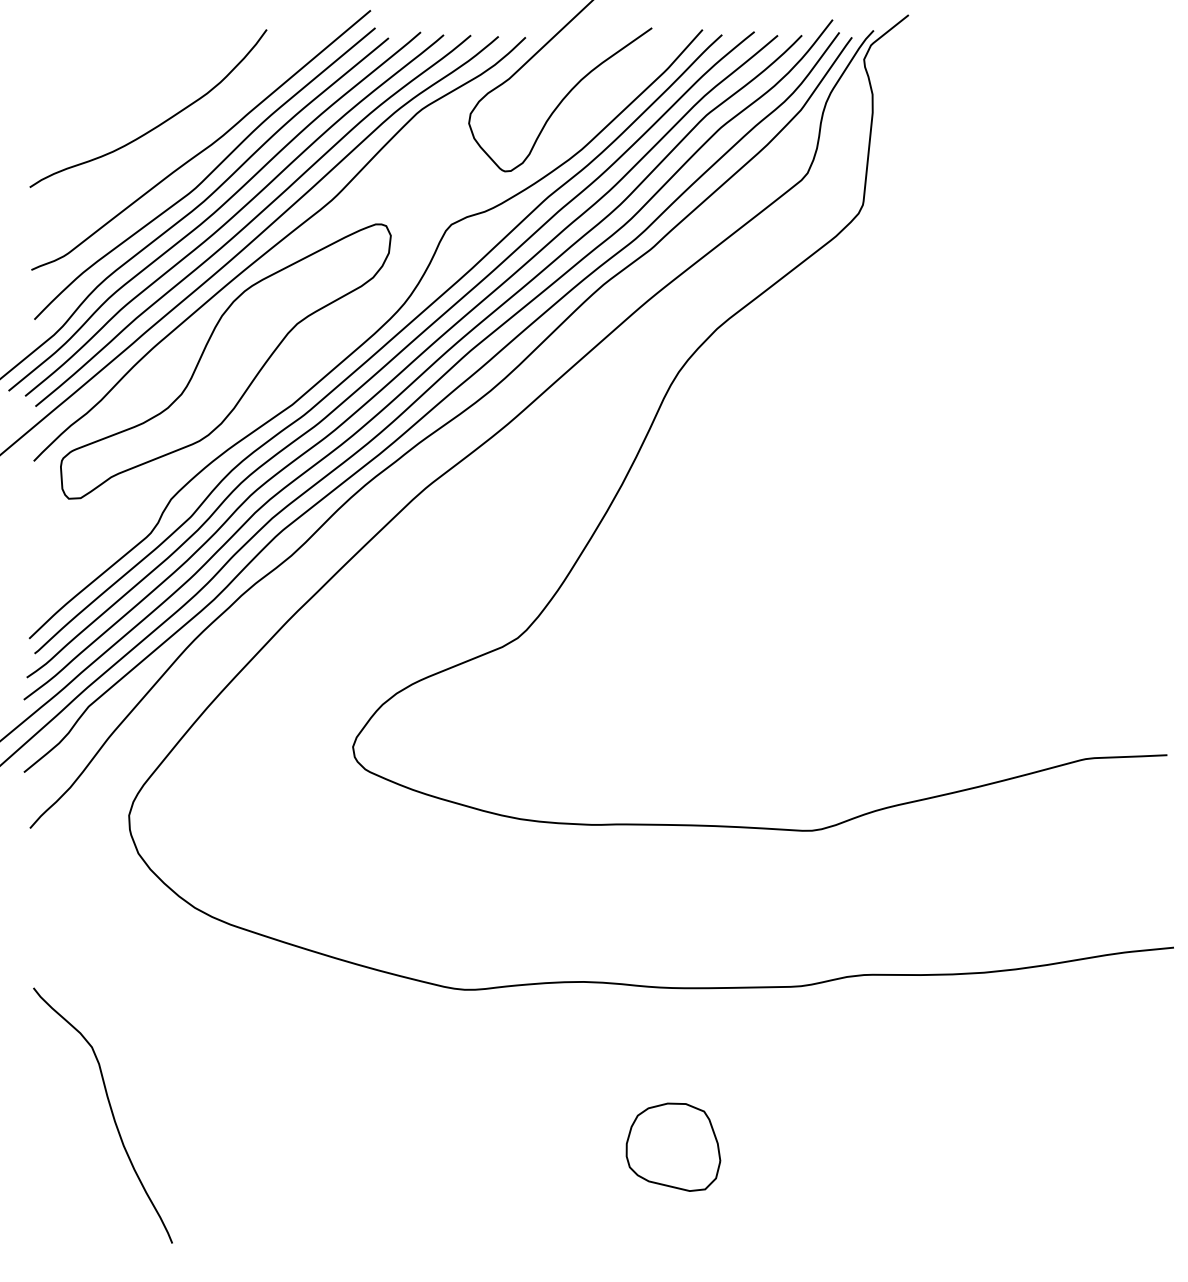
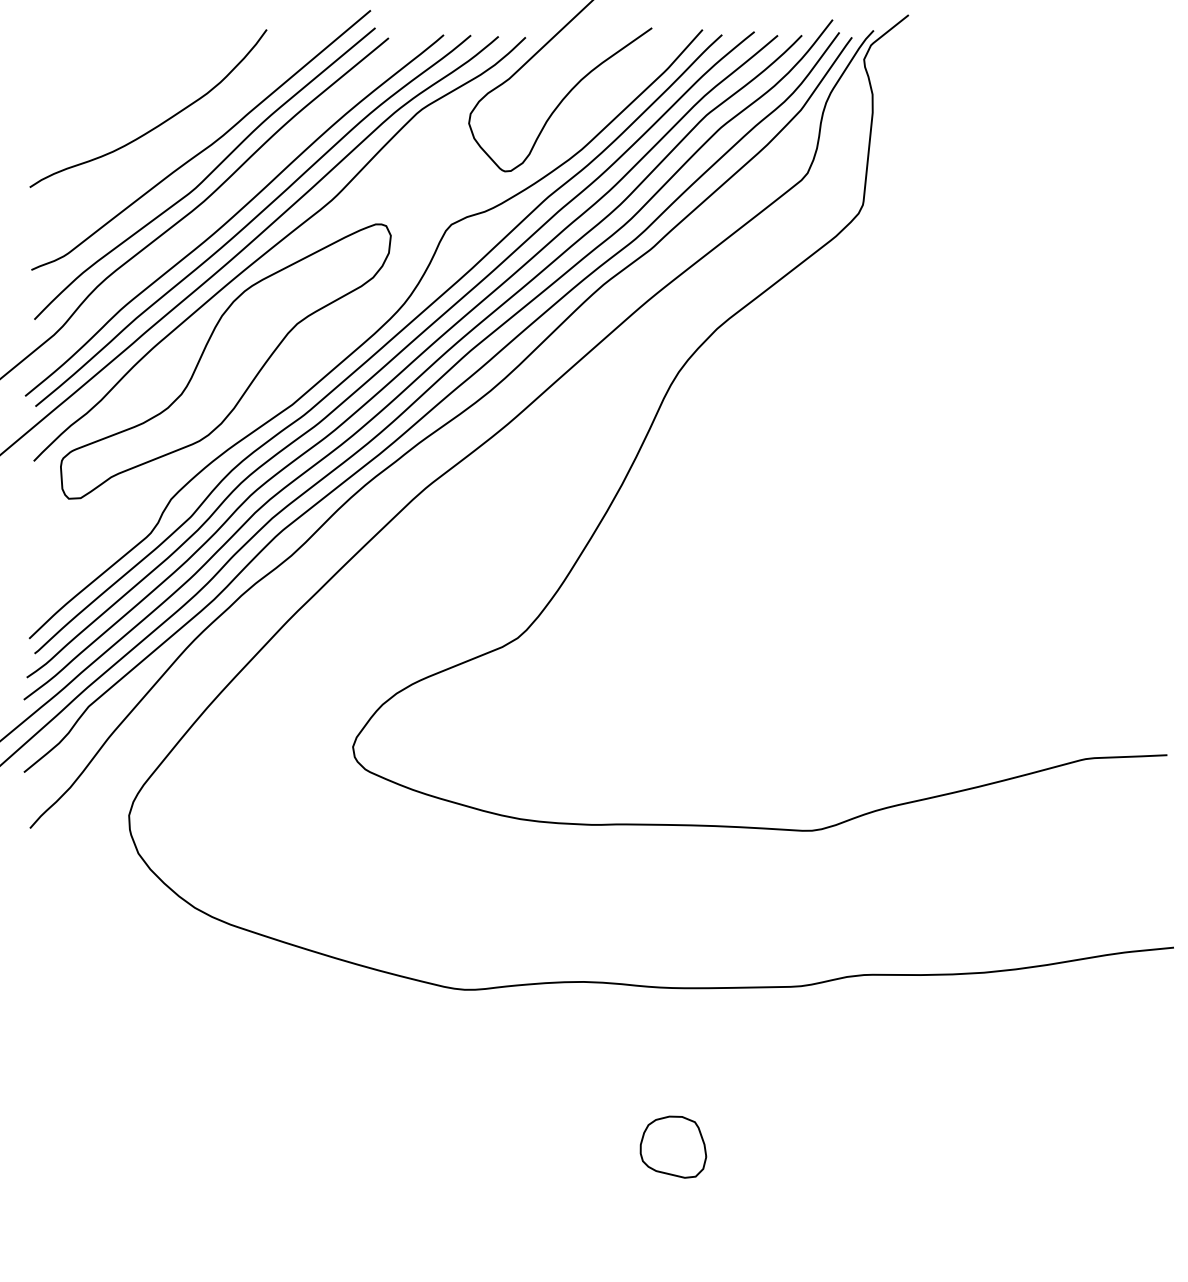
curve: present -> none (214, 211)
curve: present -> none (111, 1113)
part size: 97x90 px -> 69x64 px (673, 1146)
